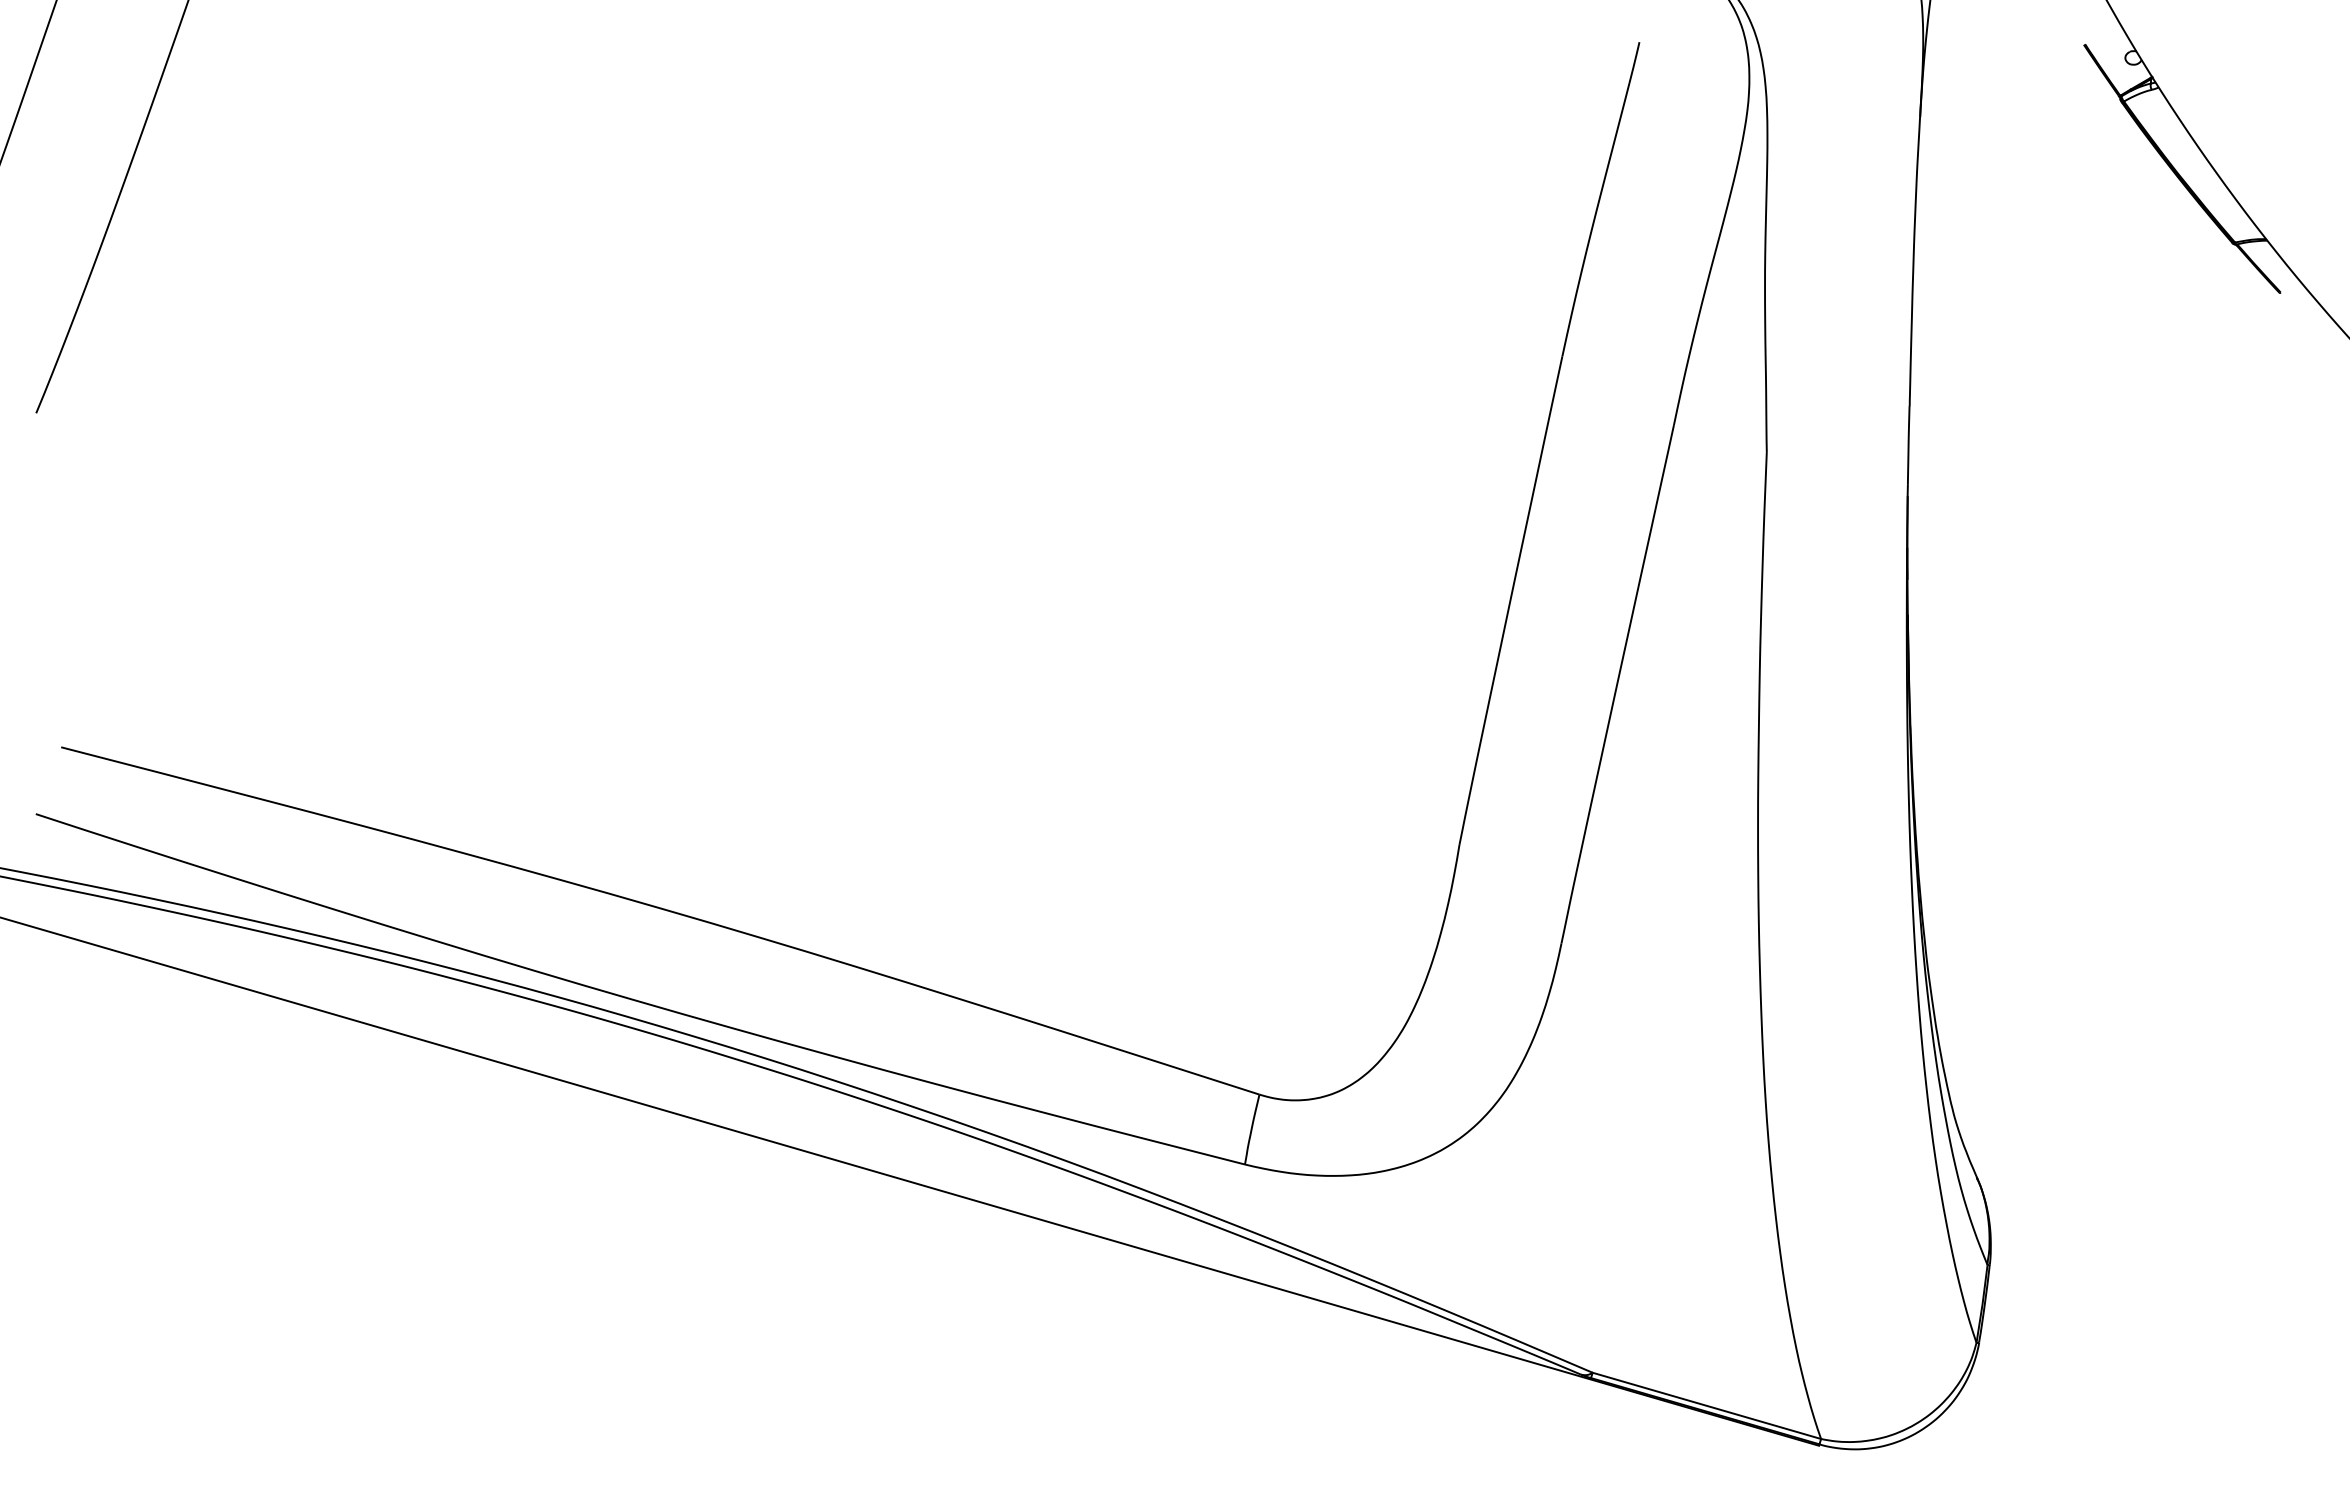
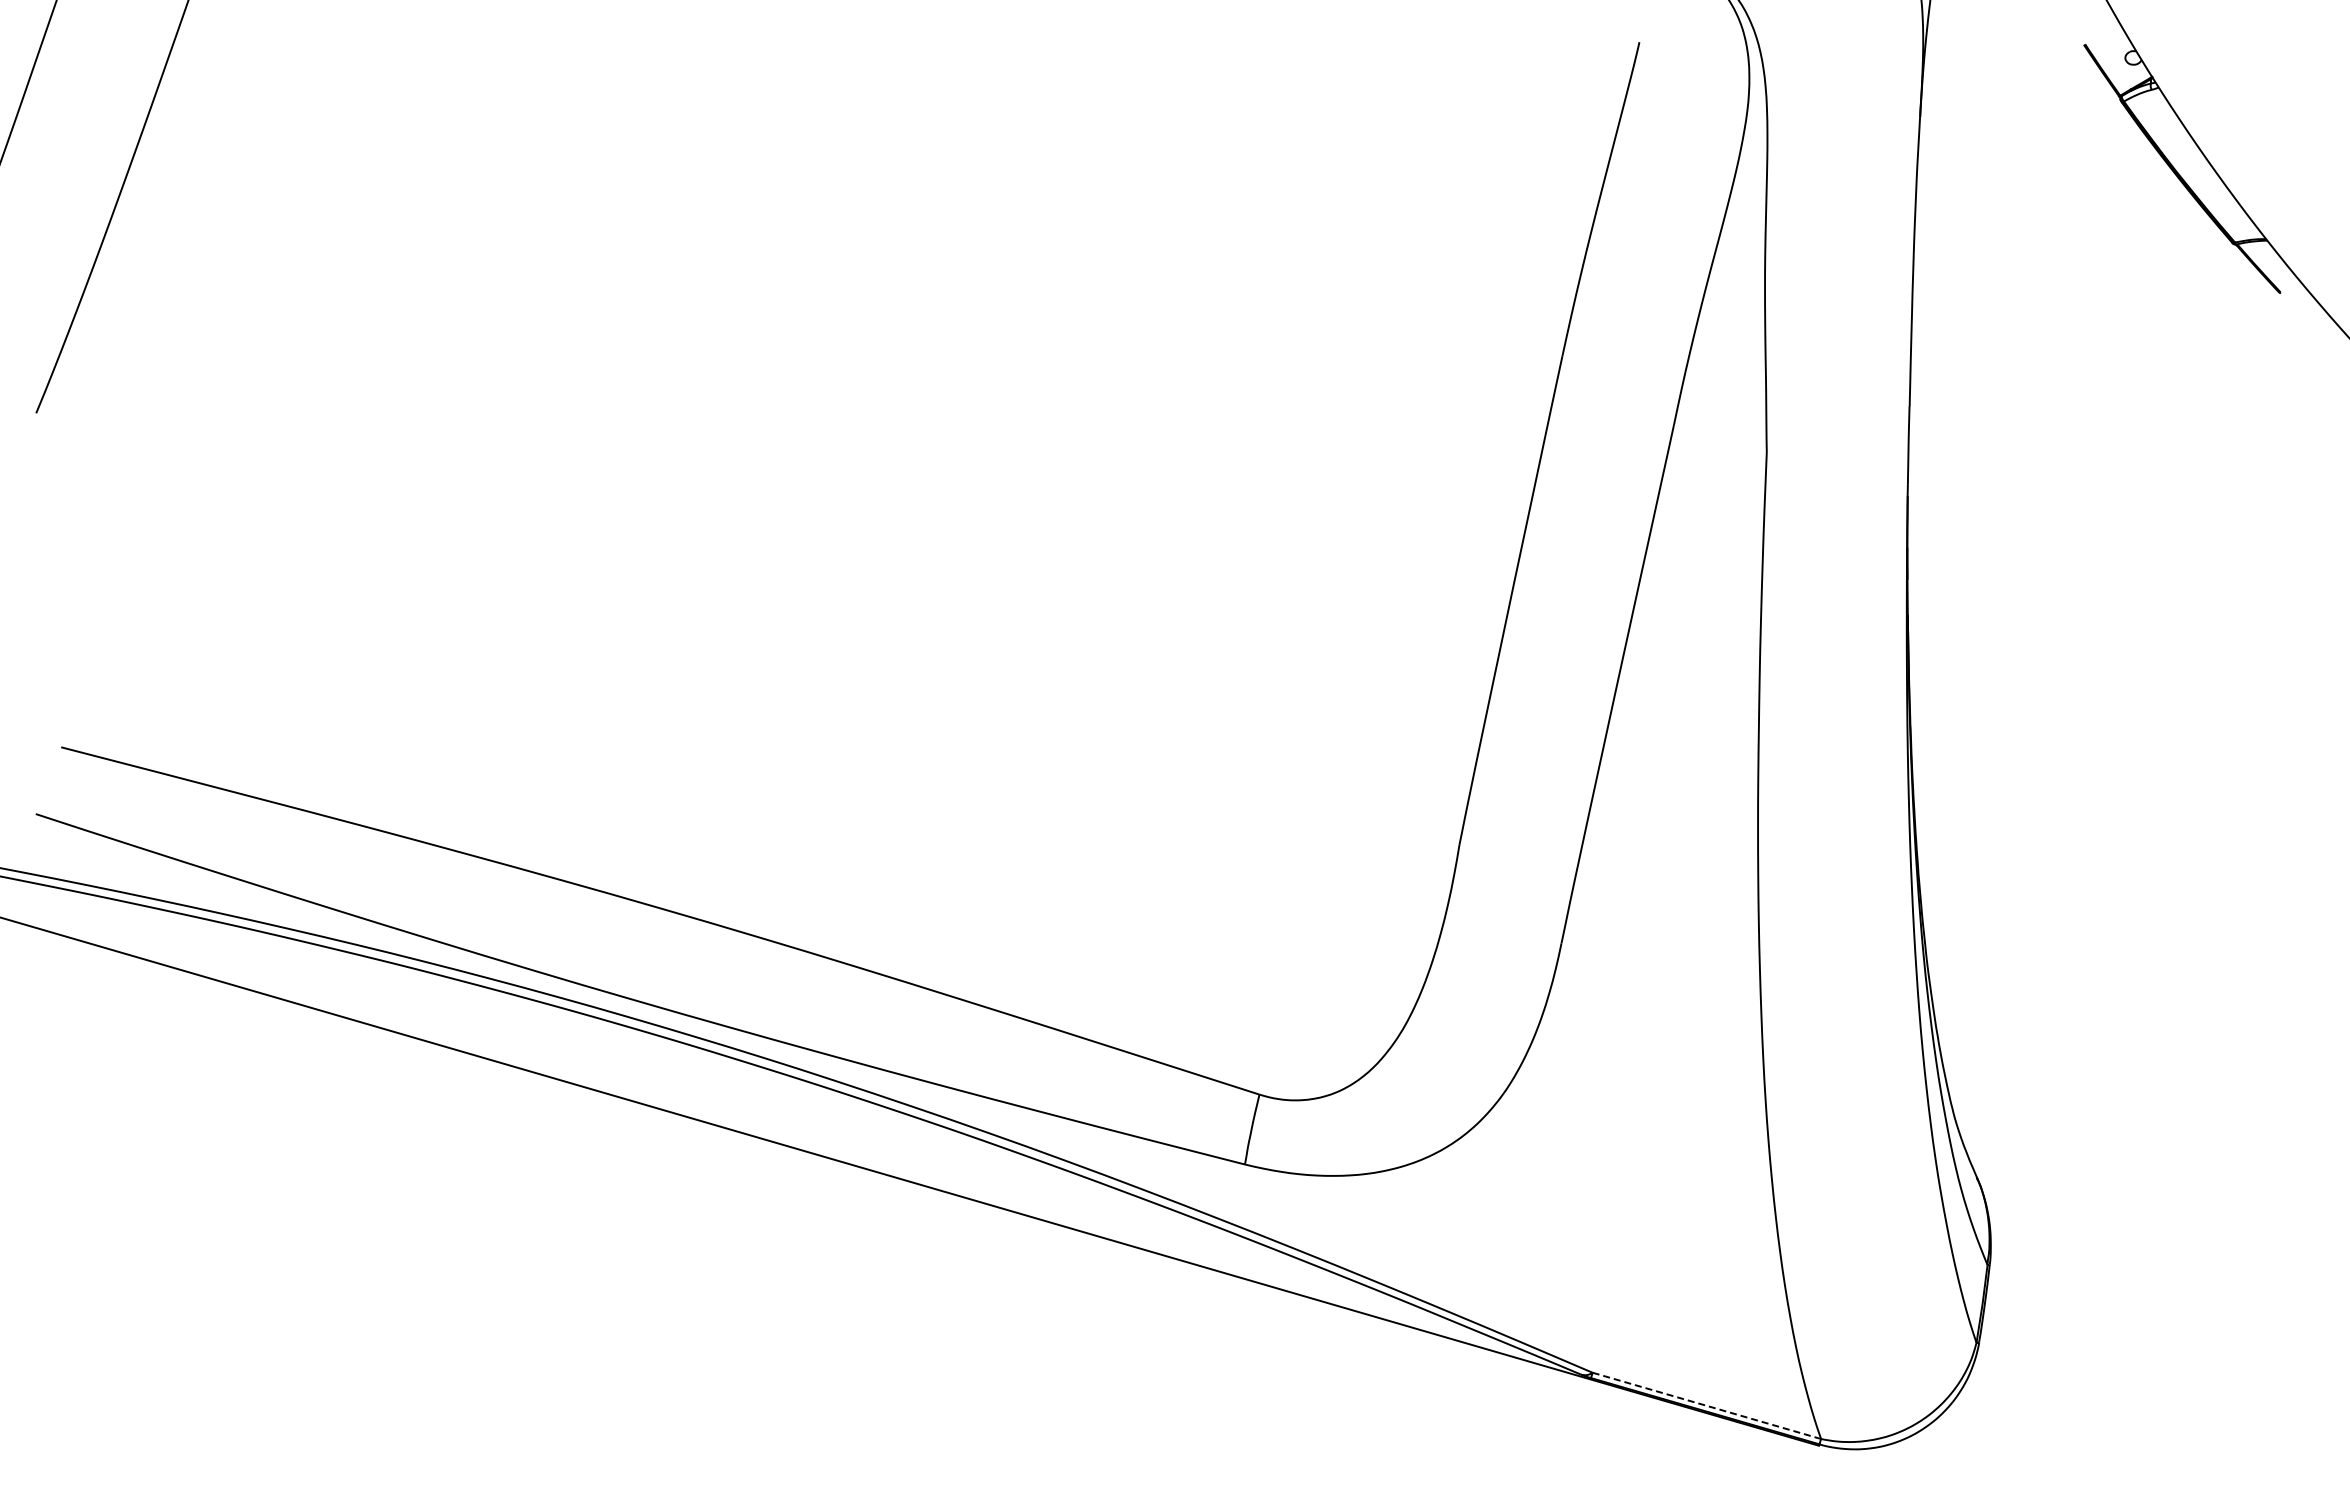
line: solid -> dashed (1706, 1405)
